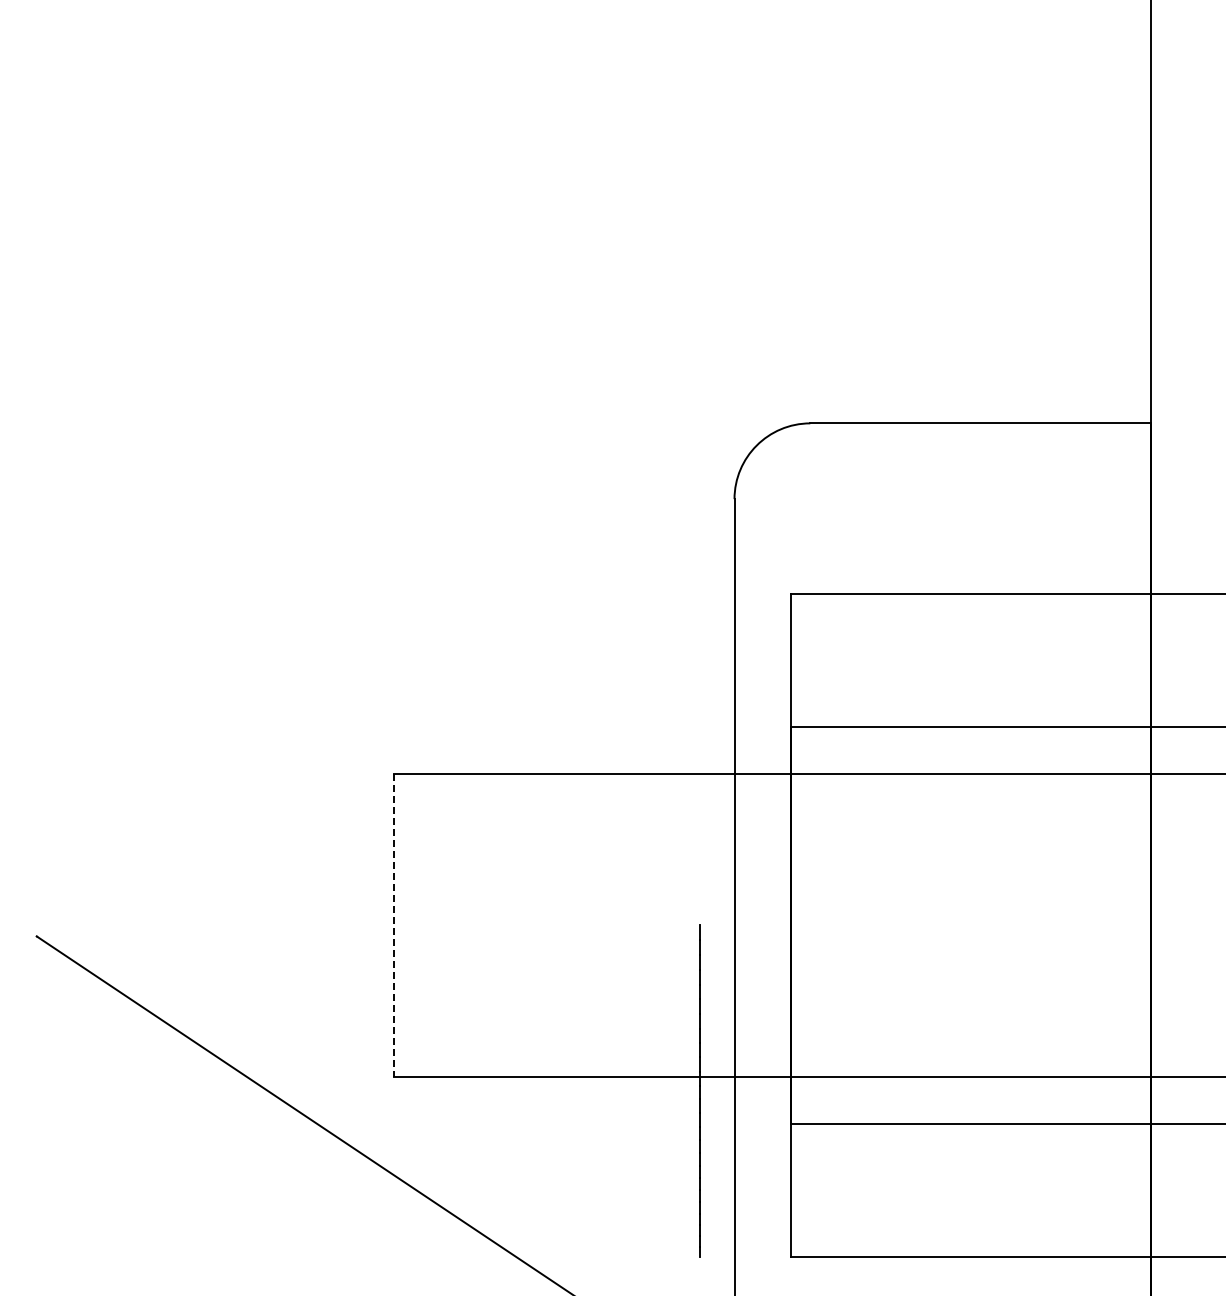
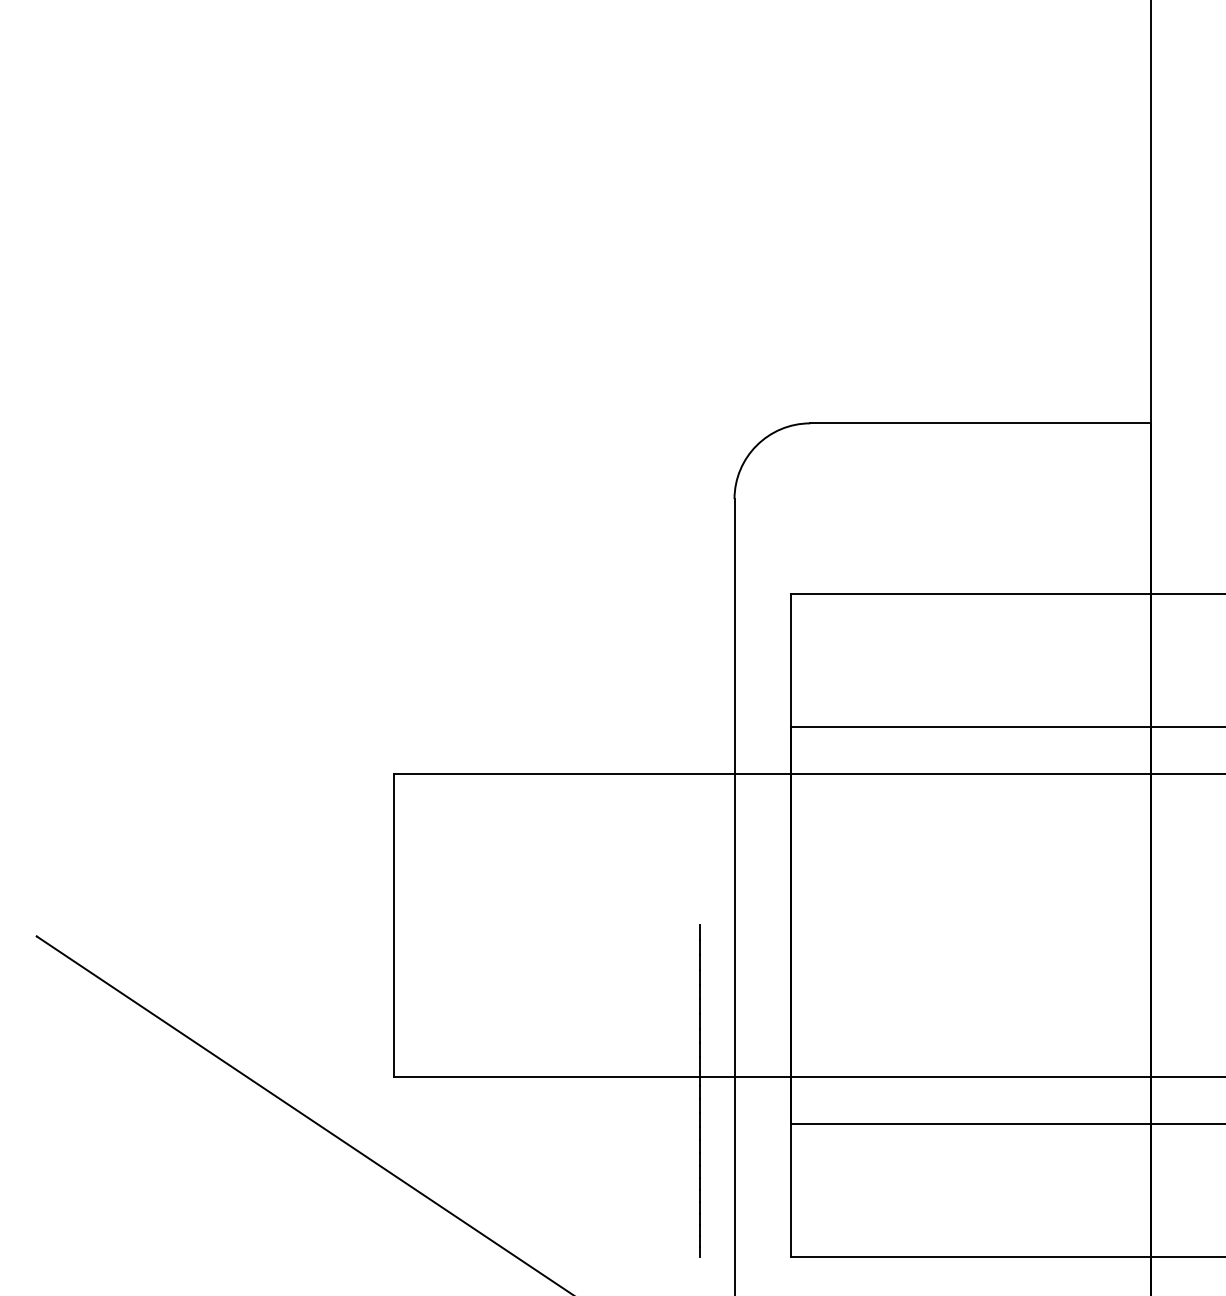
line: dashed -> solid (393, 925)
